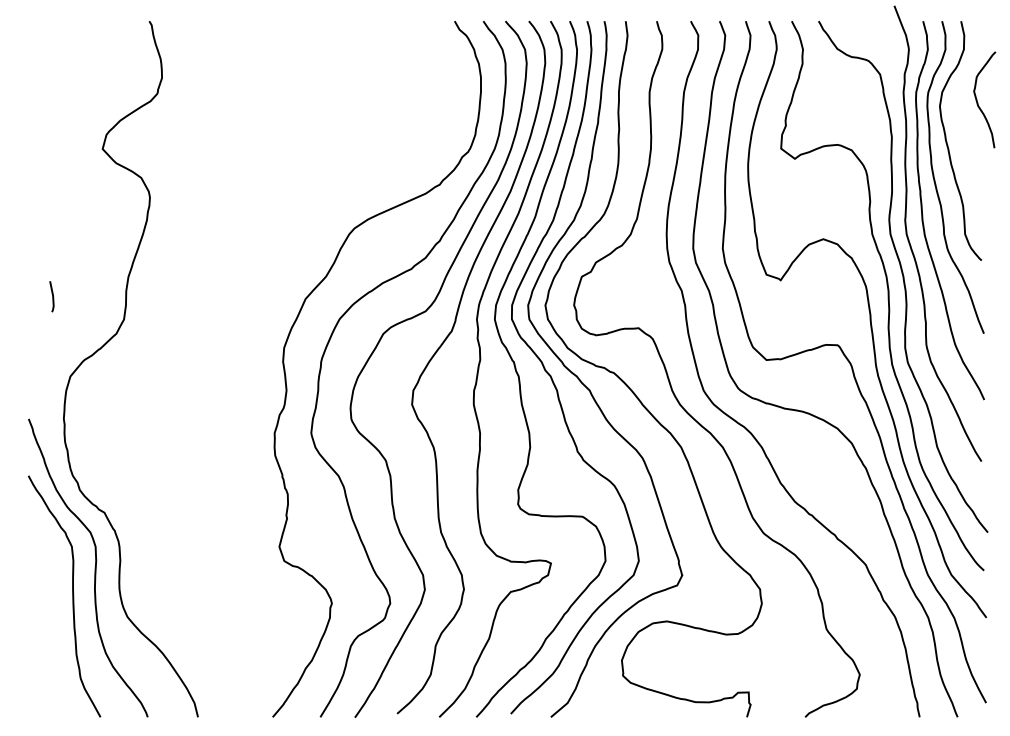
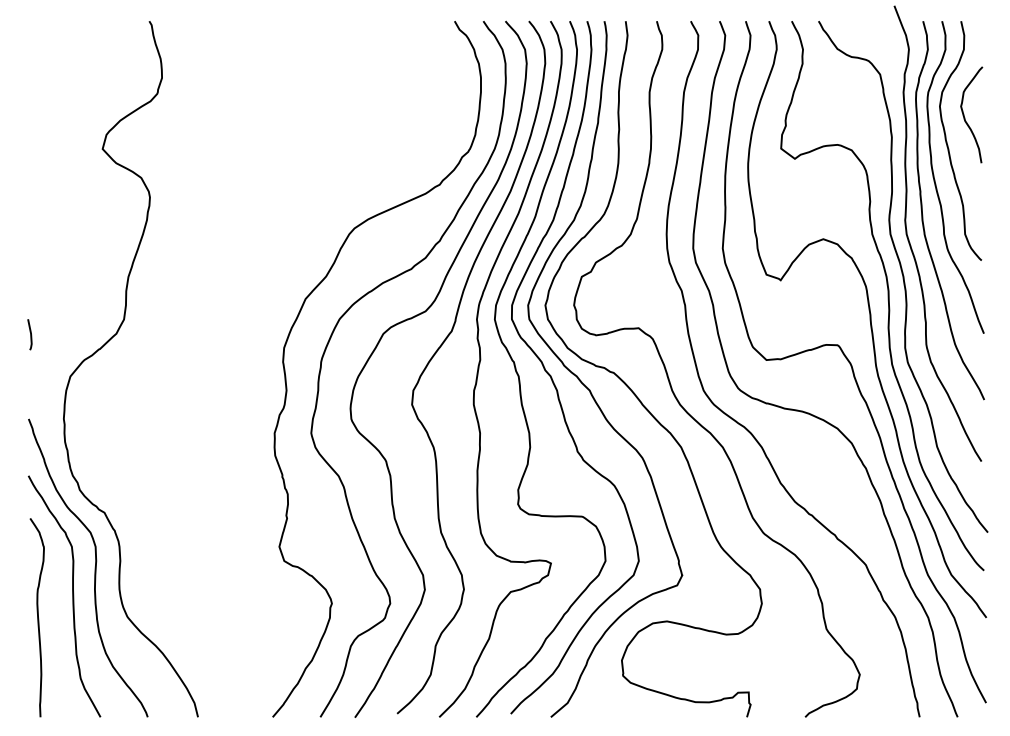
curve position: (978, 102) -> (965, 117) (965, 117)
line position: (52, 296) -> (30, 334) (30, 334)
curve: none -> present (37, 617)
